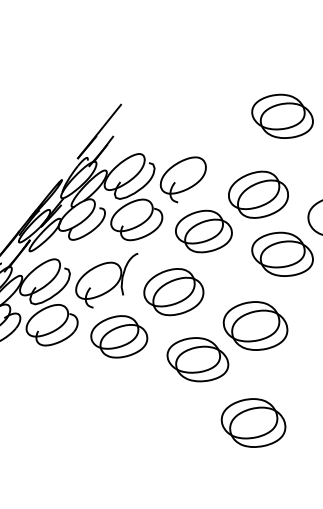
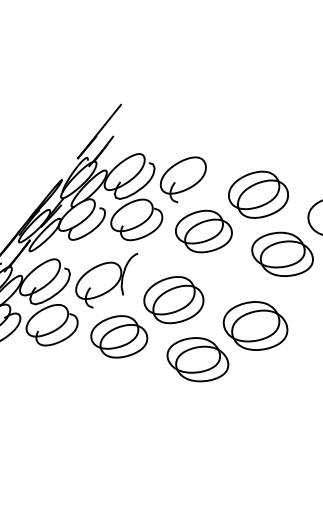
part: present -> none (282, 115)
part position: (173, 292) -> (173, 300) (173, 300)
part: present -> none (253, 422)
